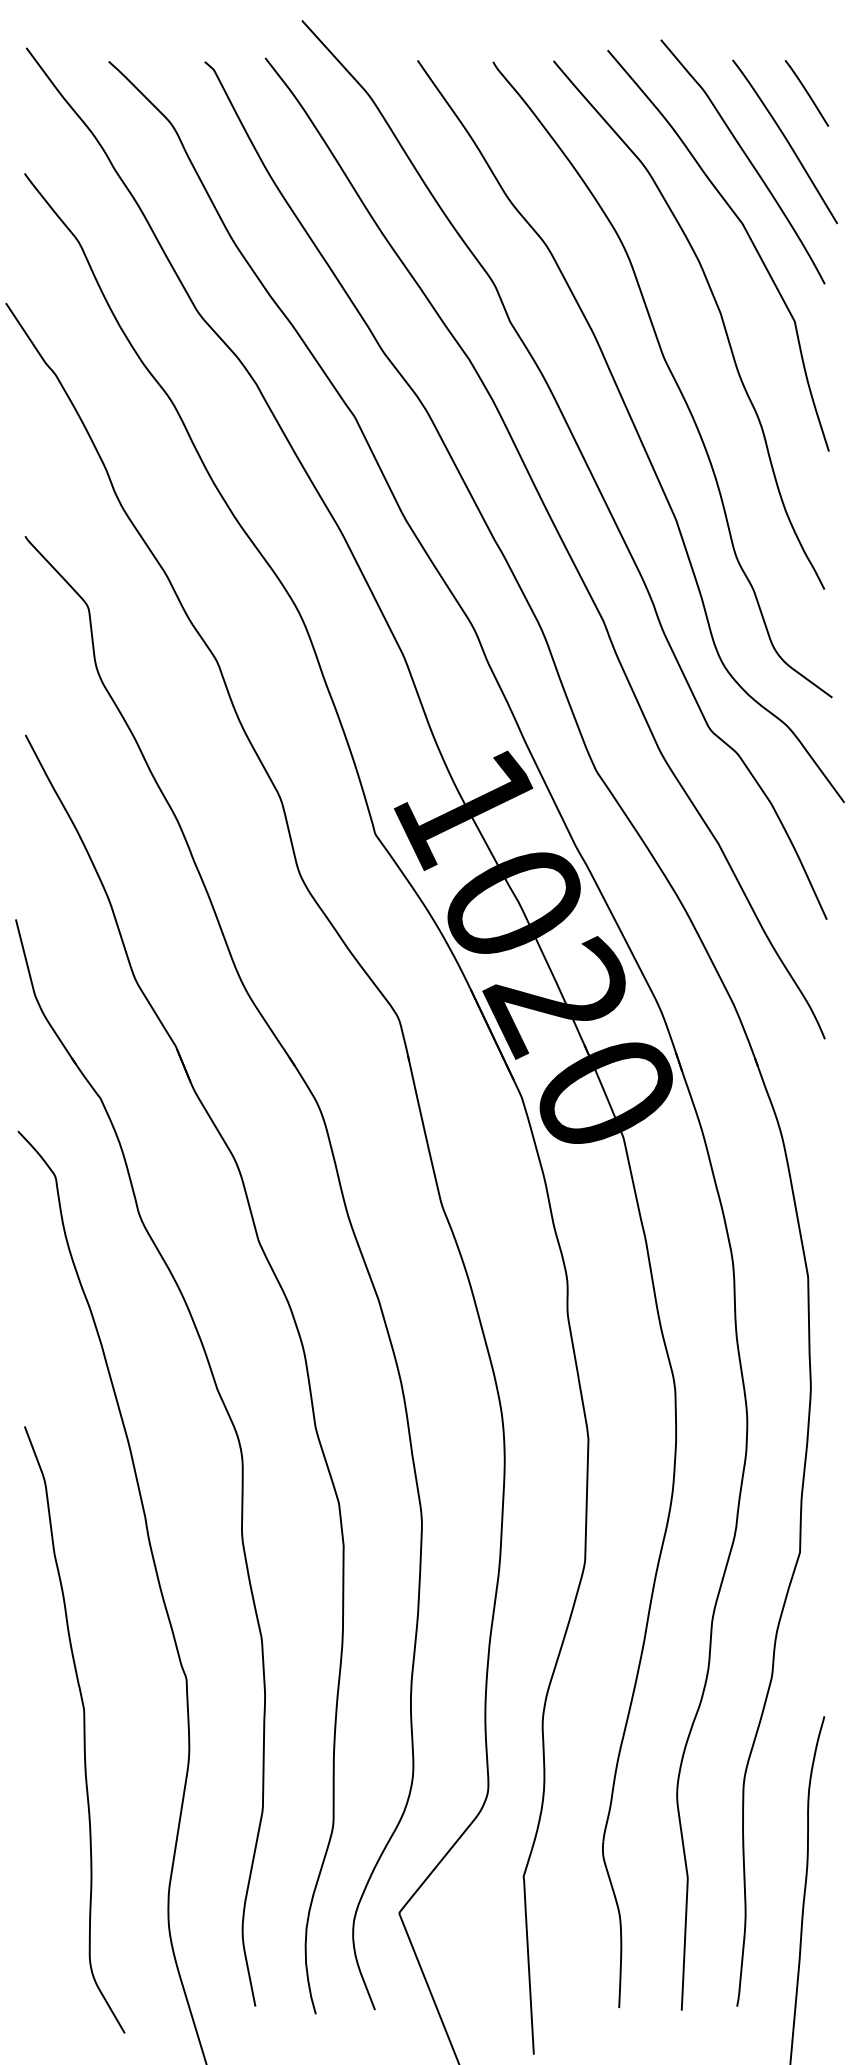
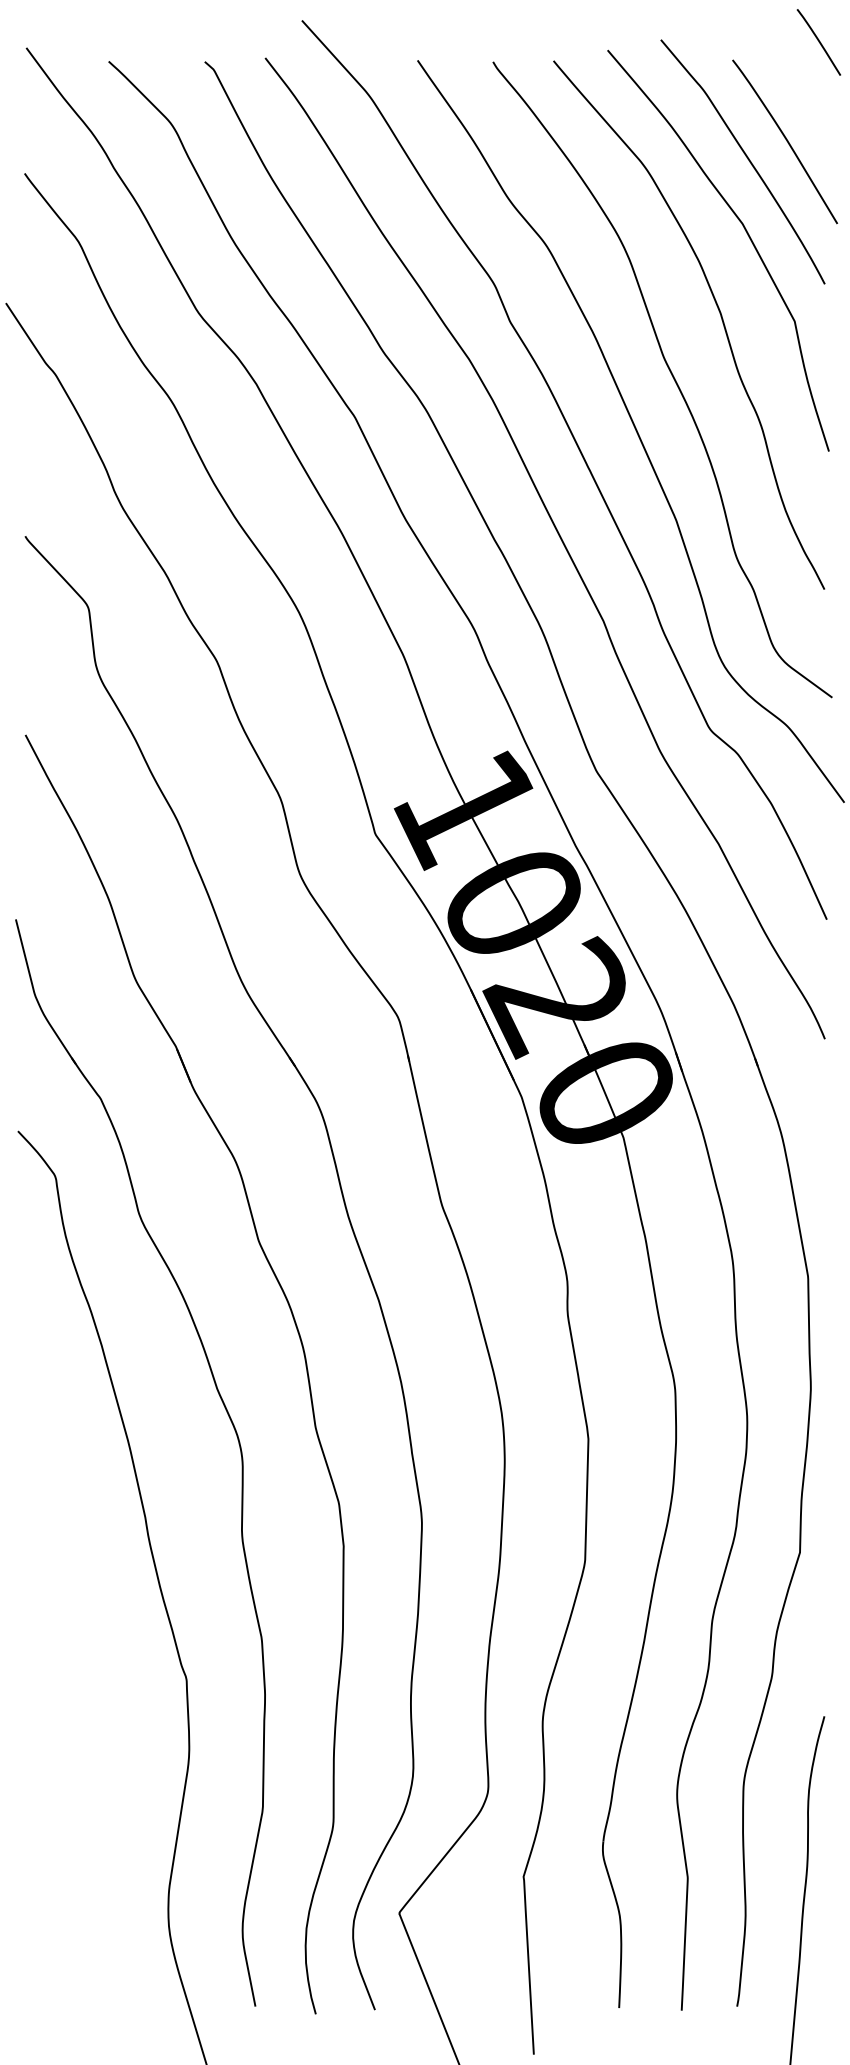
curve position: (806, 93) -> (818, 42) (818, 42)
curve: present -> none (83, 1729)
